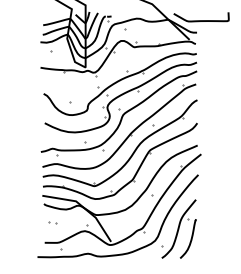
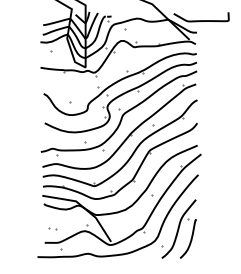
part position: (52, 222) -> (52, 228) (52, 228)
